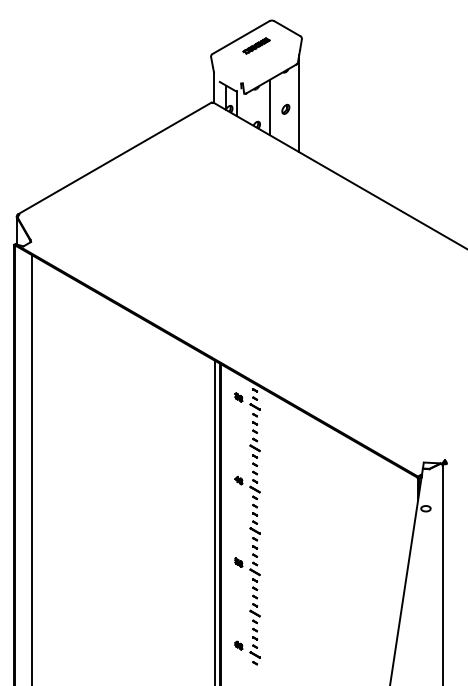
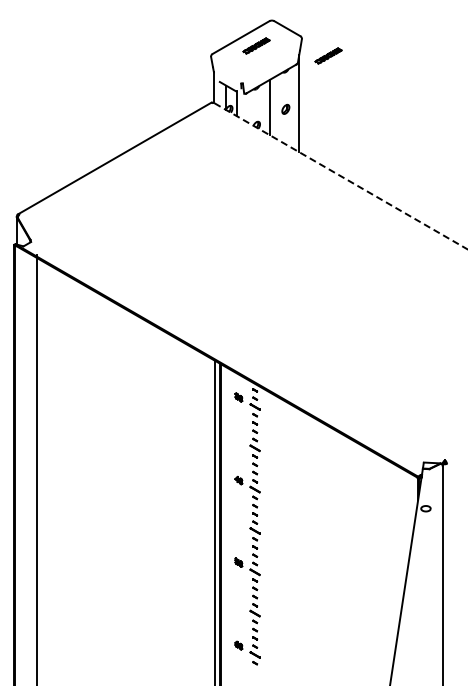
part: none -> present (328, 55)
line: solid -> dashed (340, 175)
line position: (31, 468) -> (36, 468) (36, 468)
